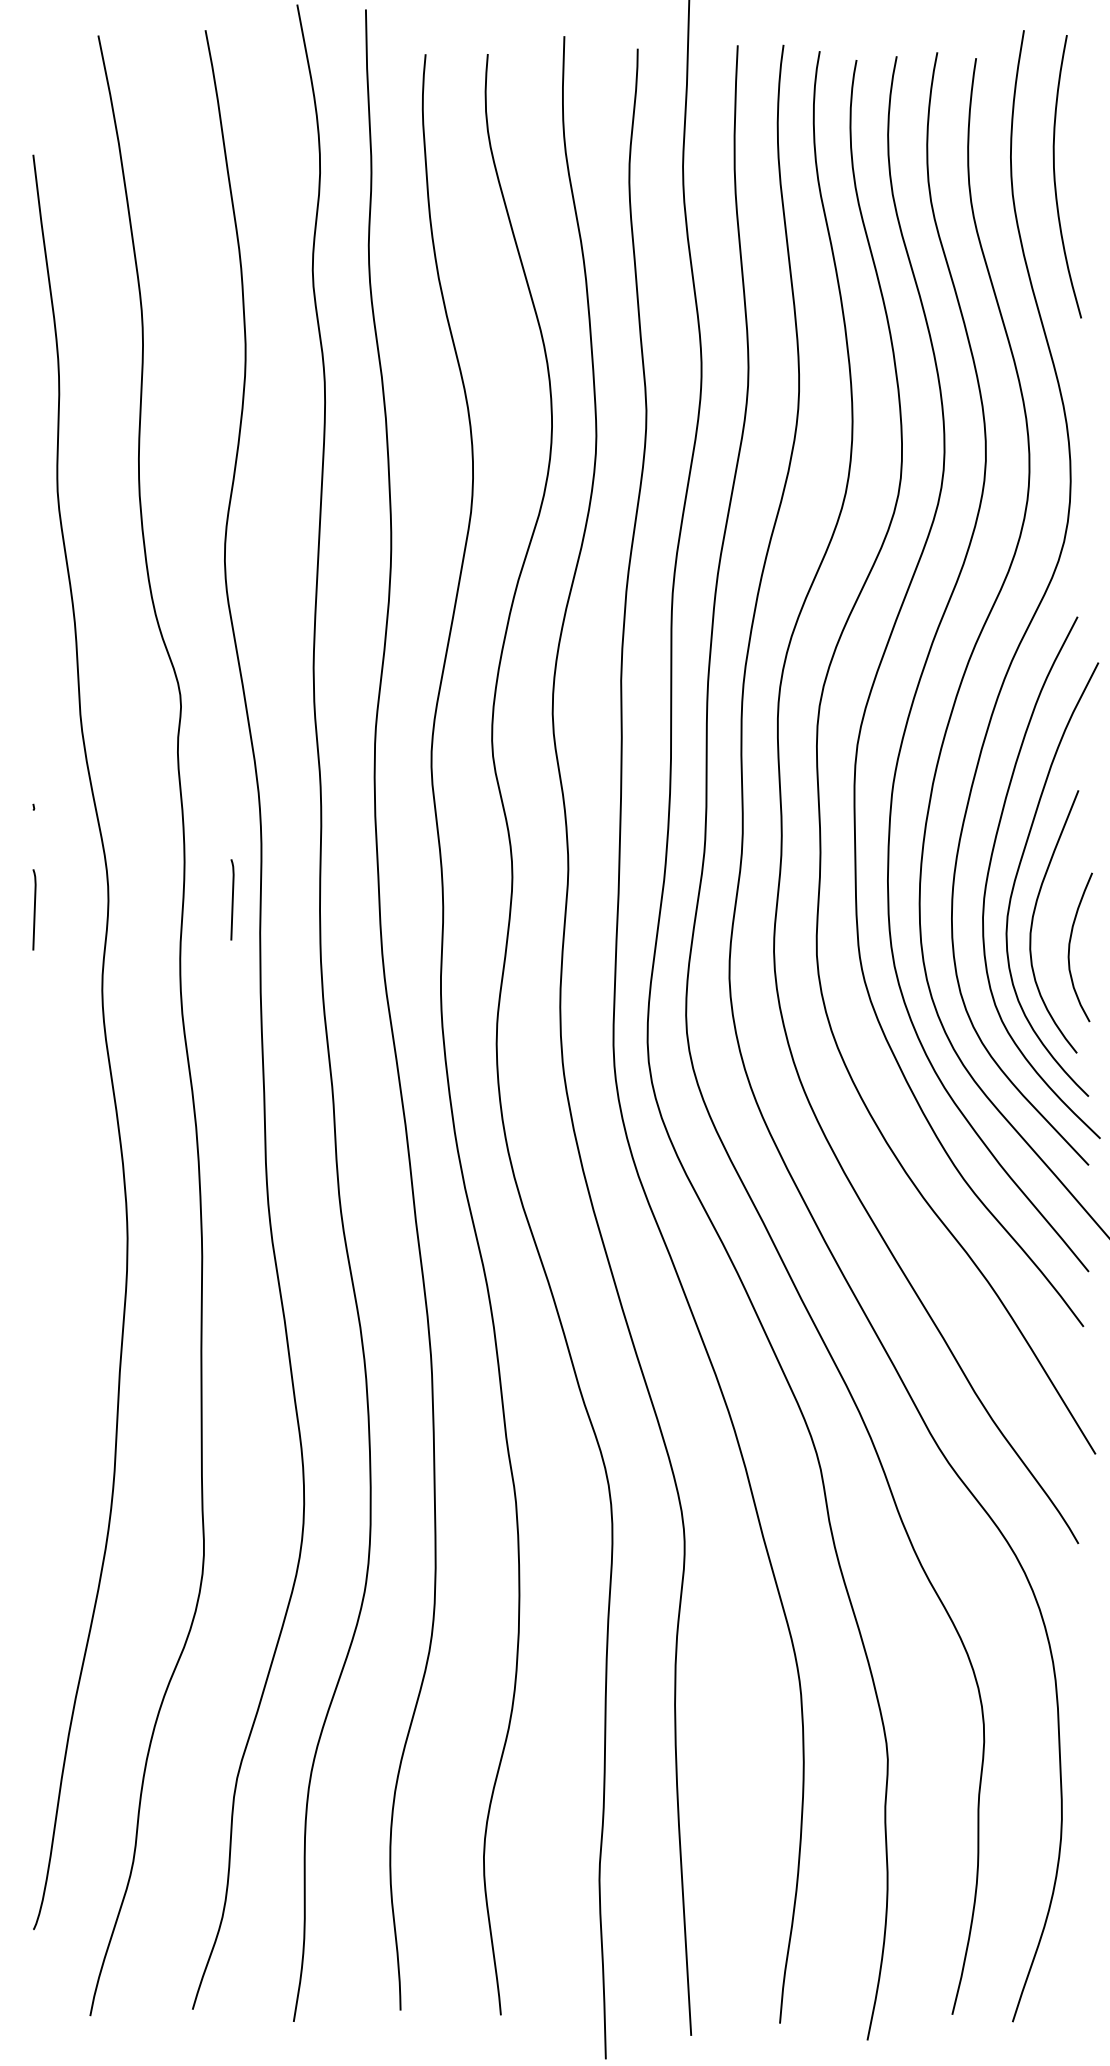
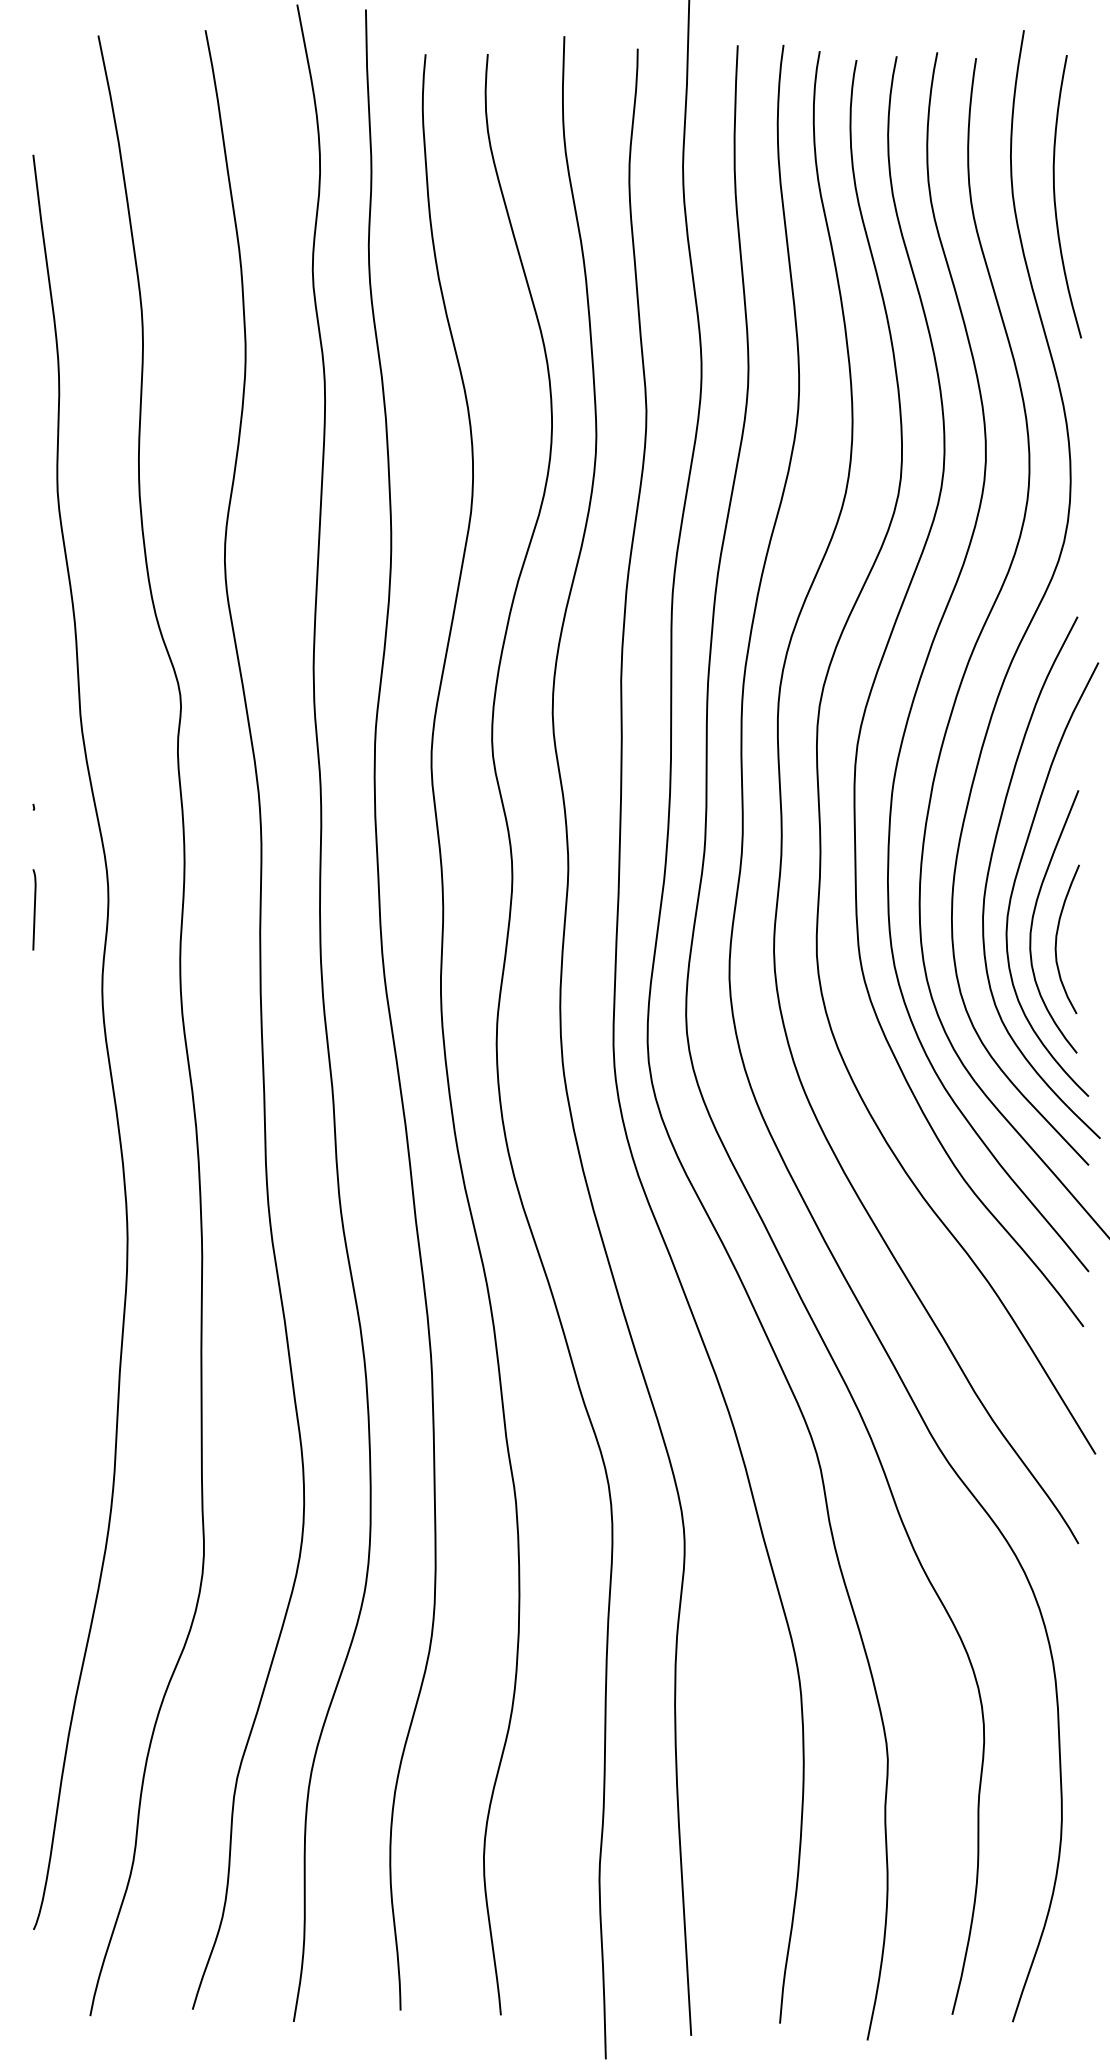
curve position: (1055, 176) -> (1055, 196) (1055, 196)
line: present -> none (232, 899)
curve position: (1070, 947) -> (1057, 939) (1057, 939)
